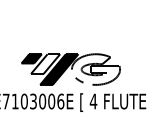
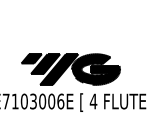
fill: none -> present (45, 63)
fill: none -> present (95, 69)
